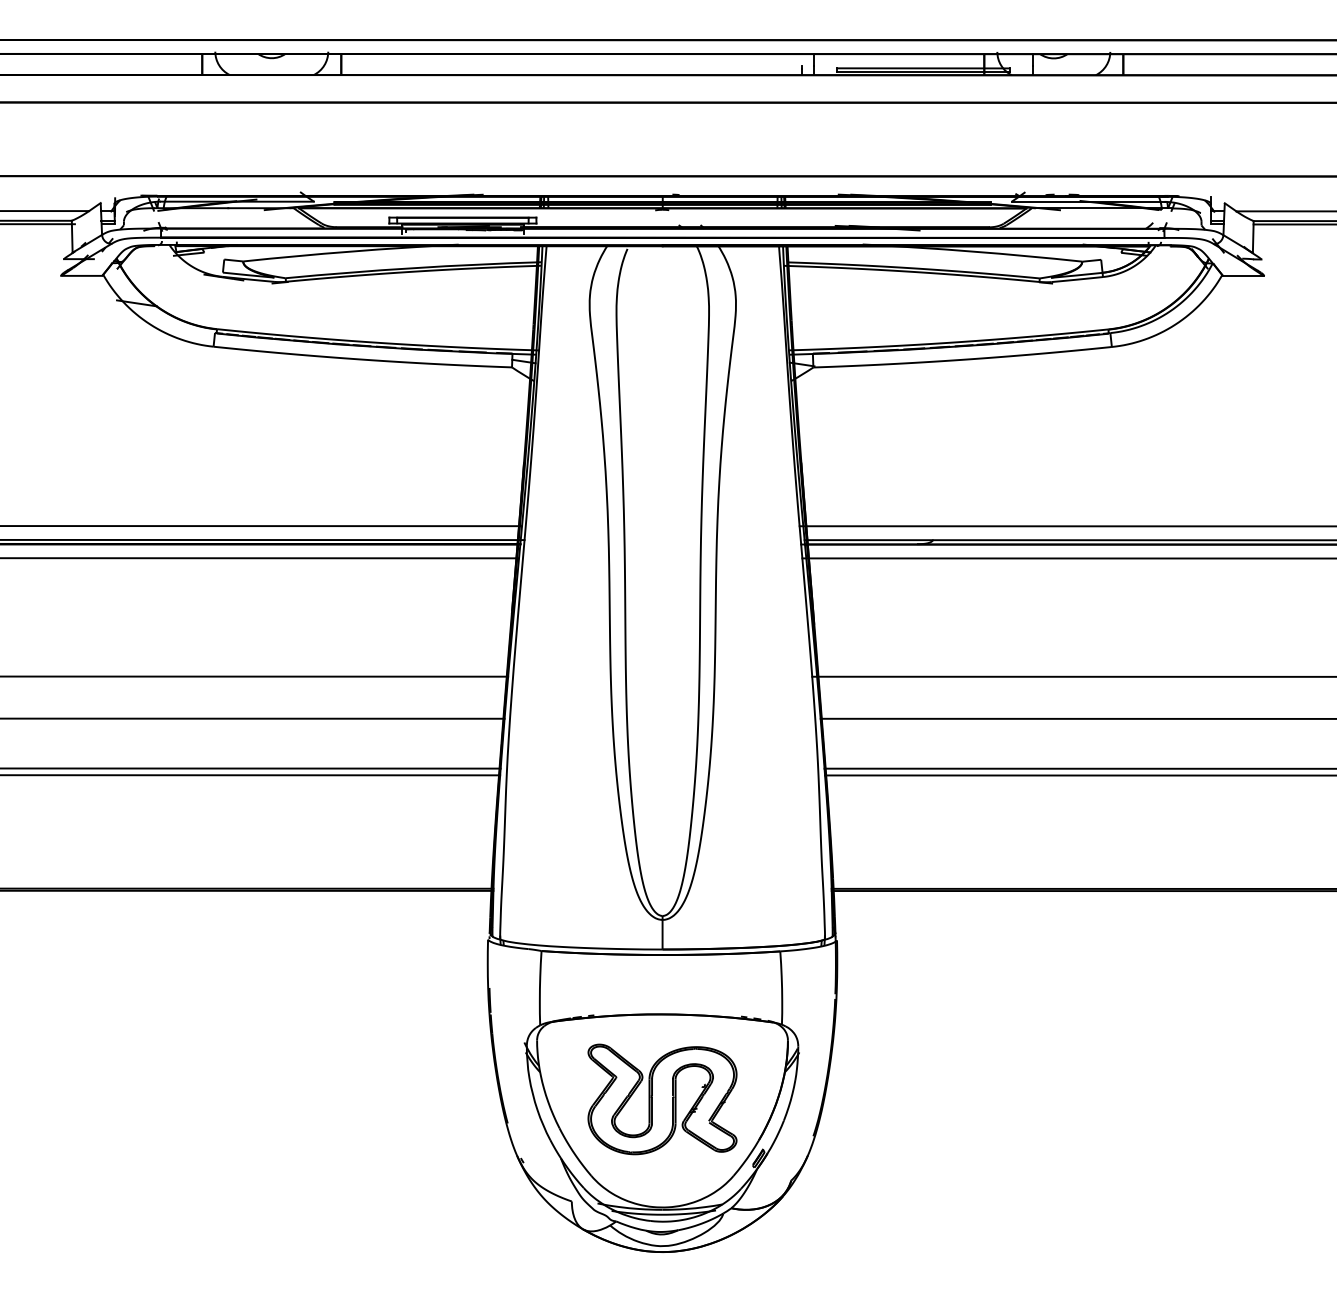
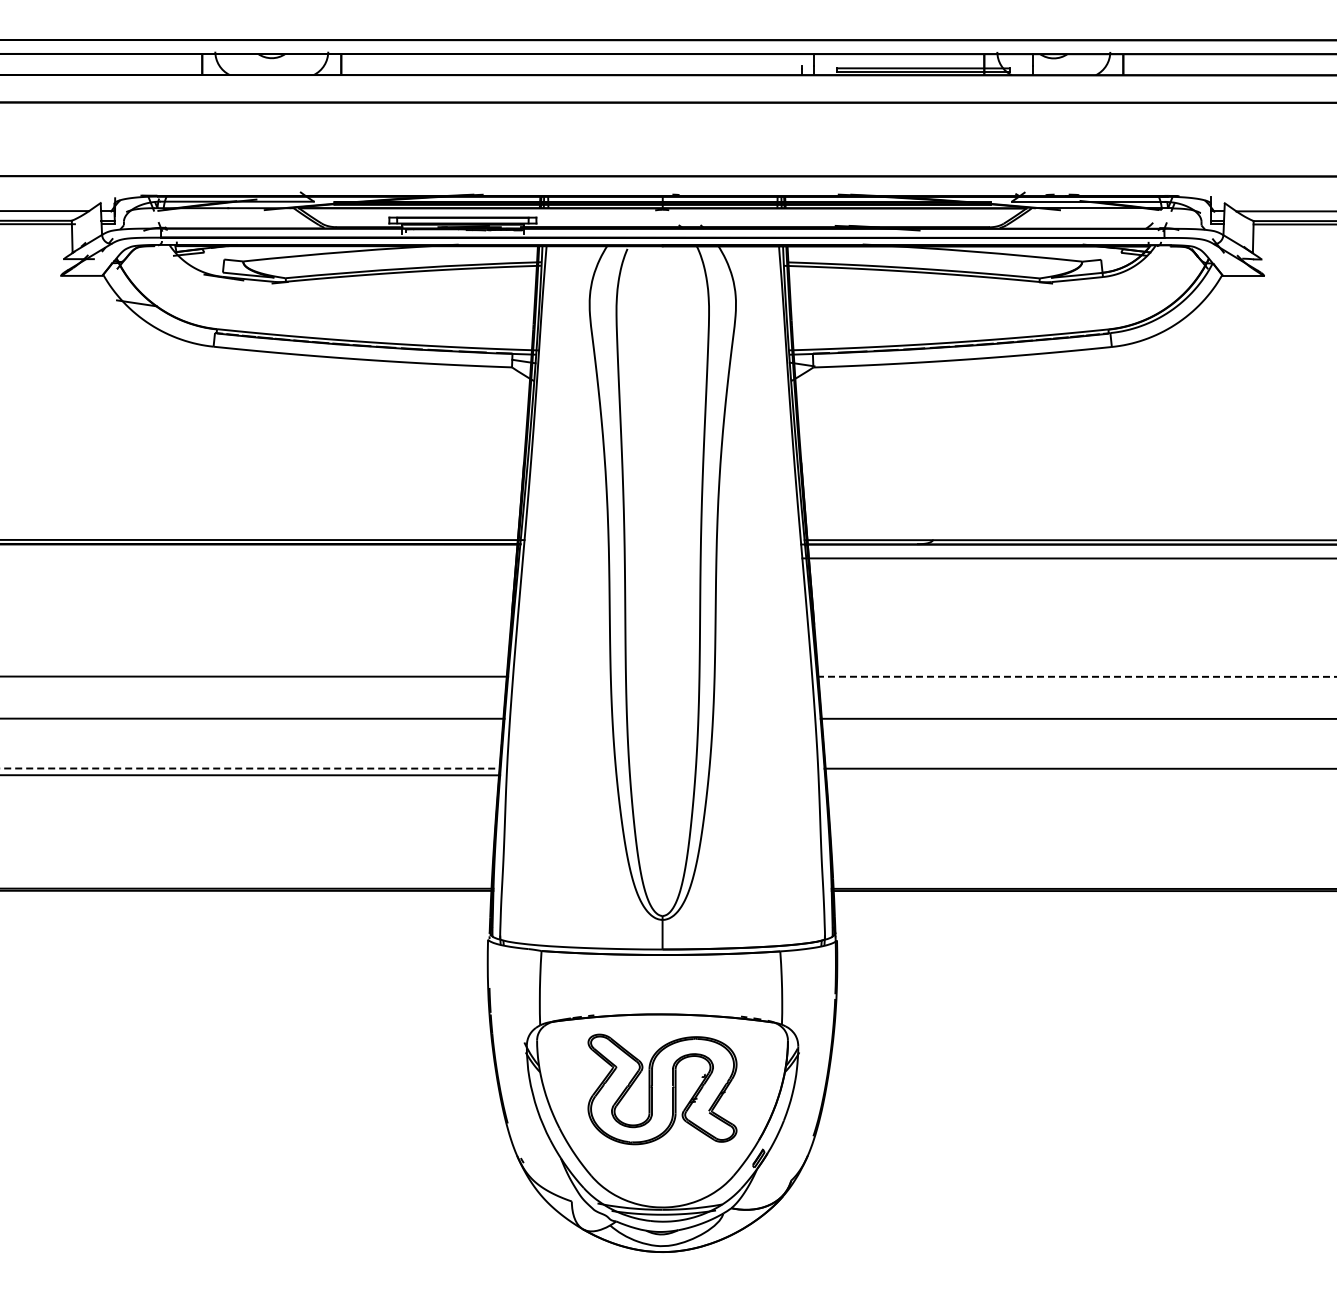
line: present -> none (262, 526)
line: present -> none (1066, 526)
line: present -> none (260, 558)
line: solid -> dashed (1074, 676)
line: solid -> dashed (250, 768)
line: present -> none (1079, 775)
part position: (662, 1099) -> (662, 1089) (662, 1089)
